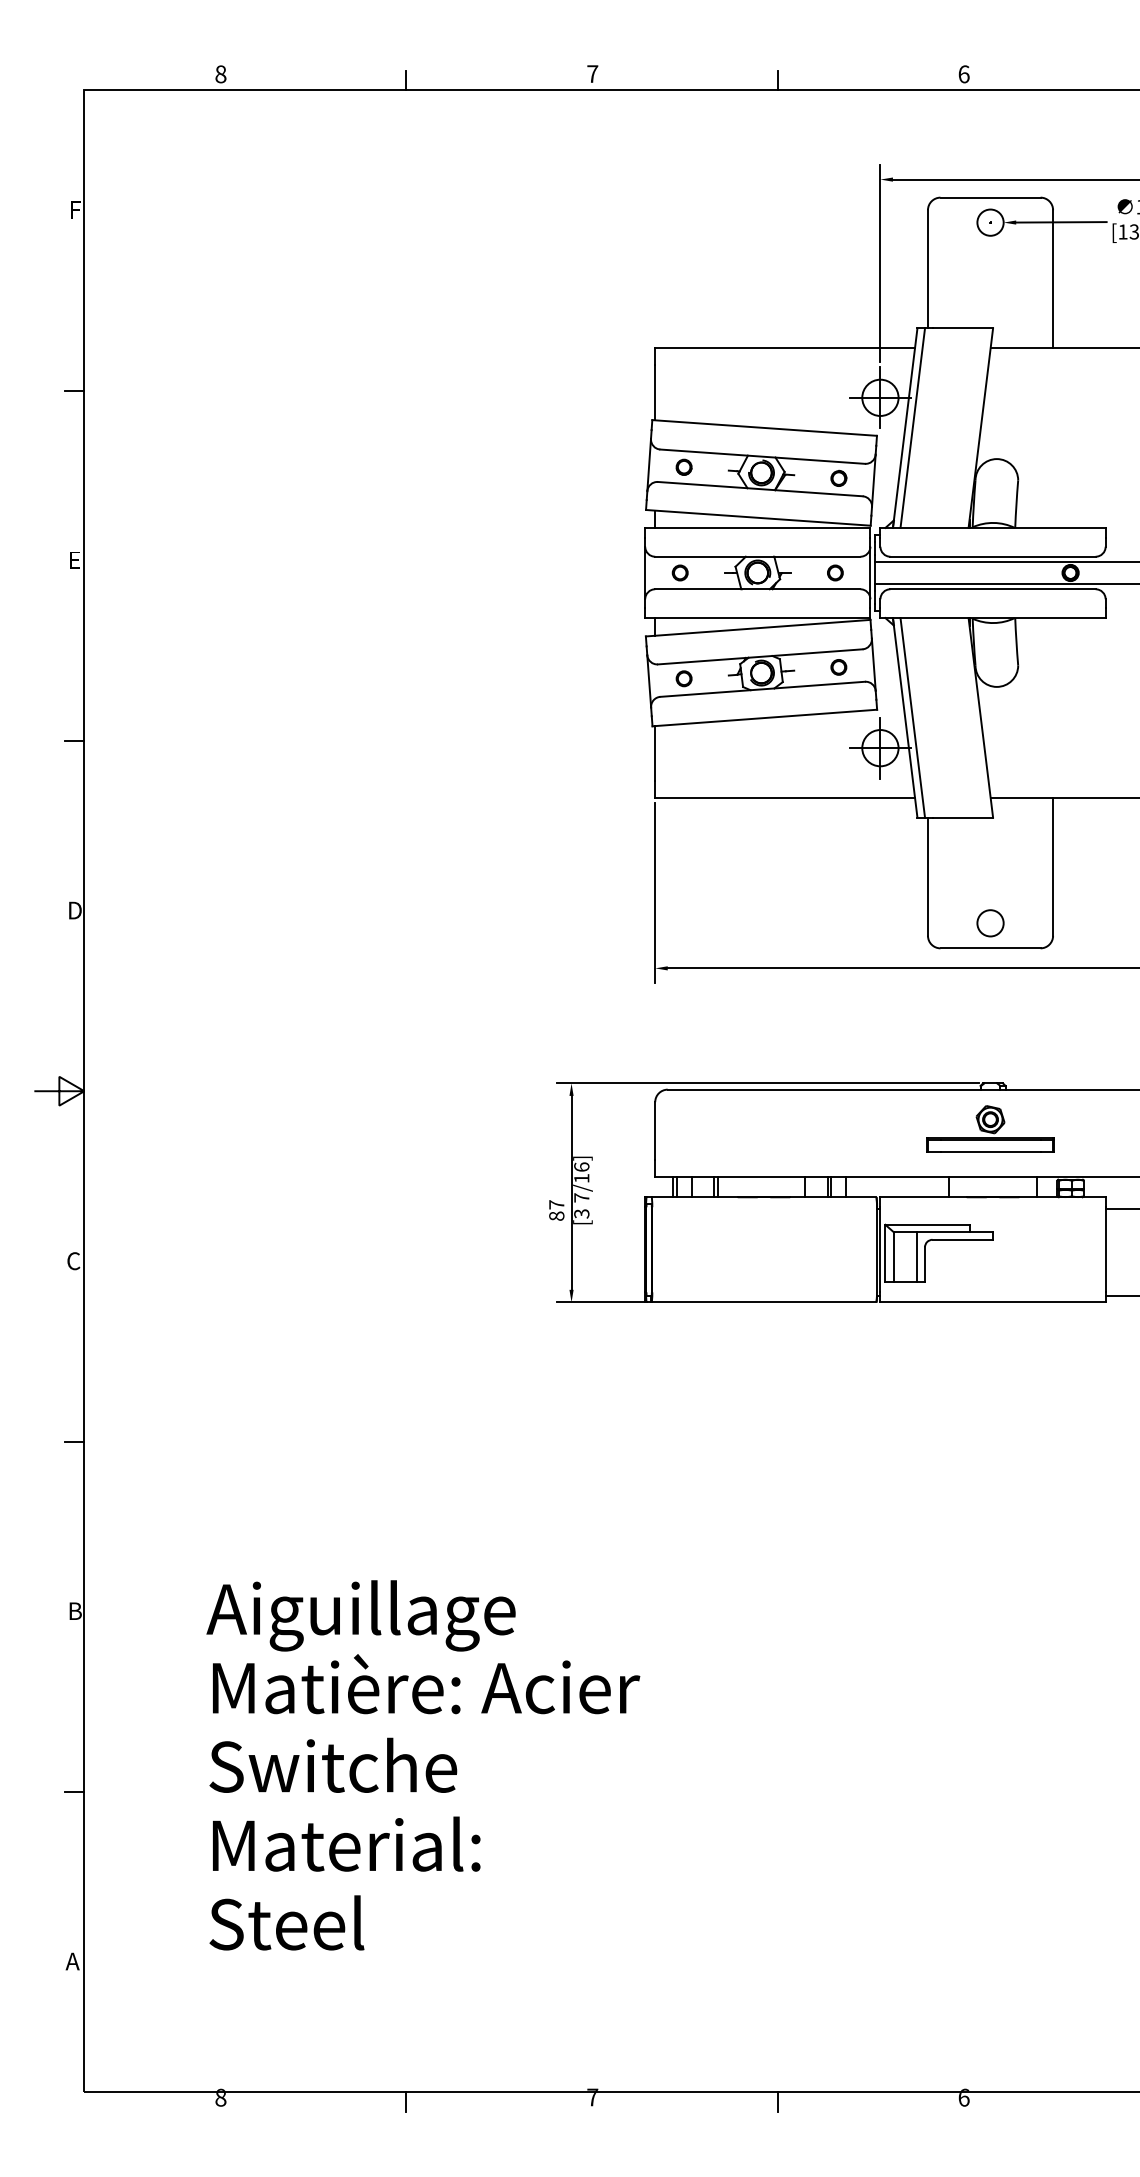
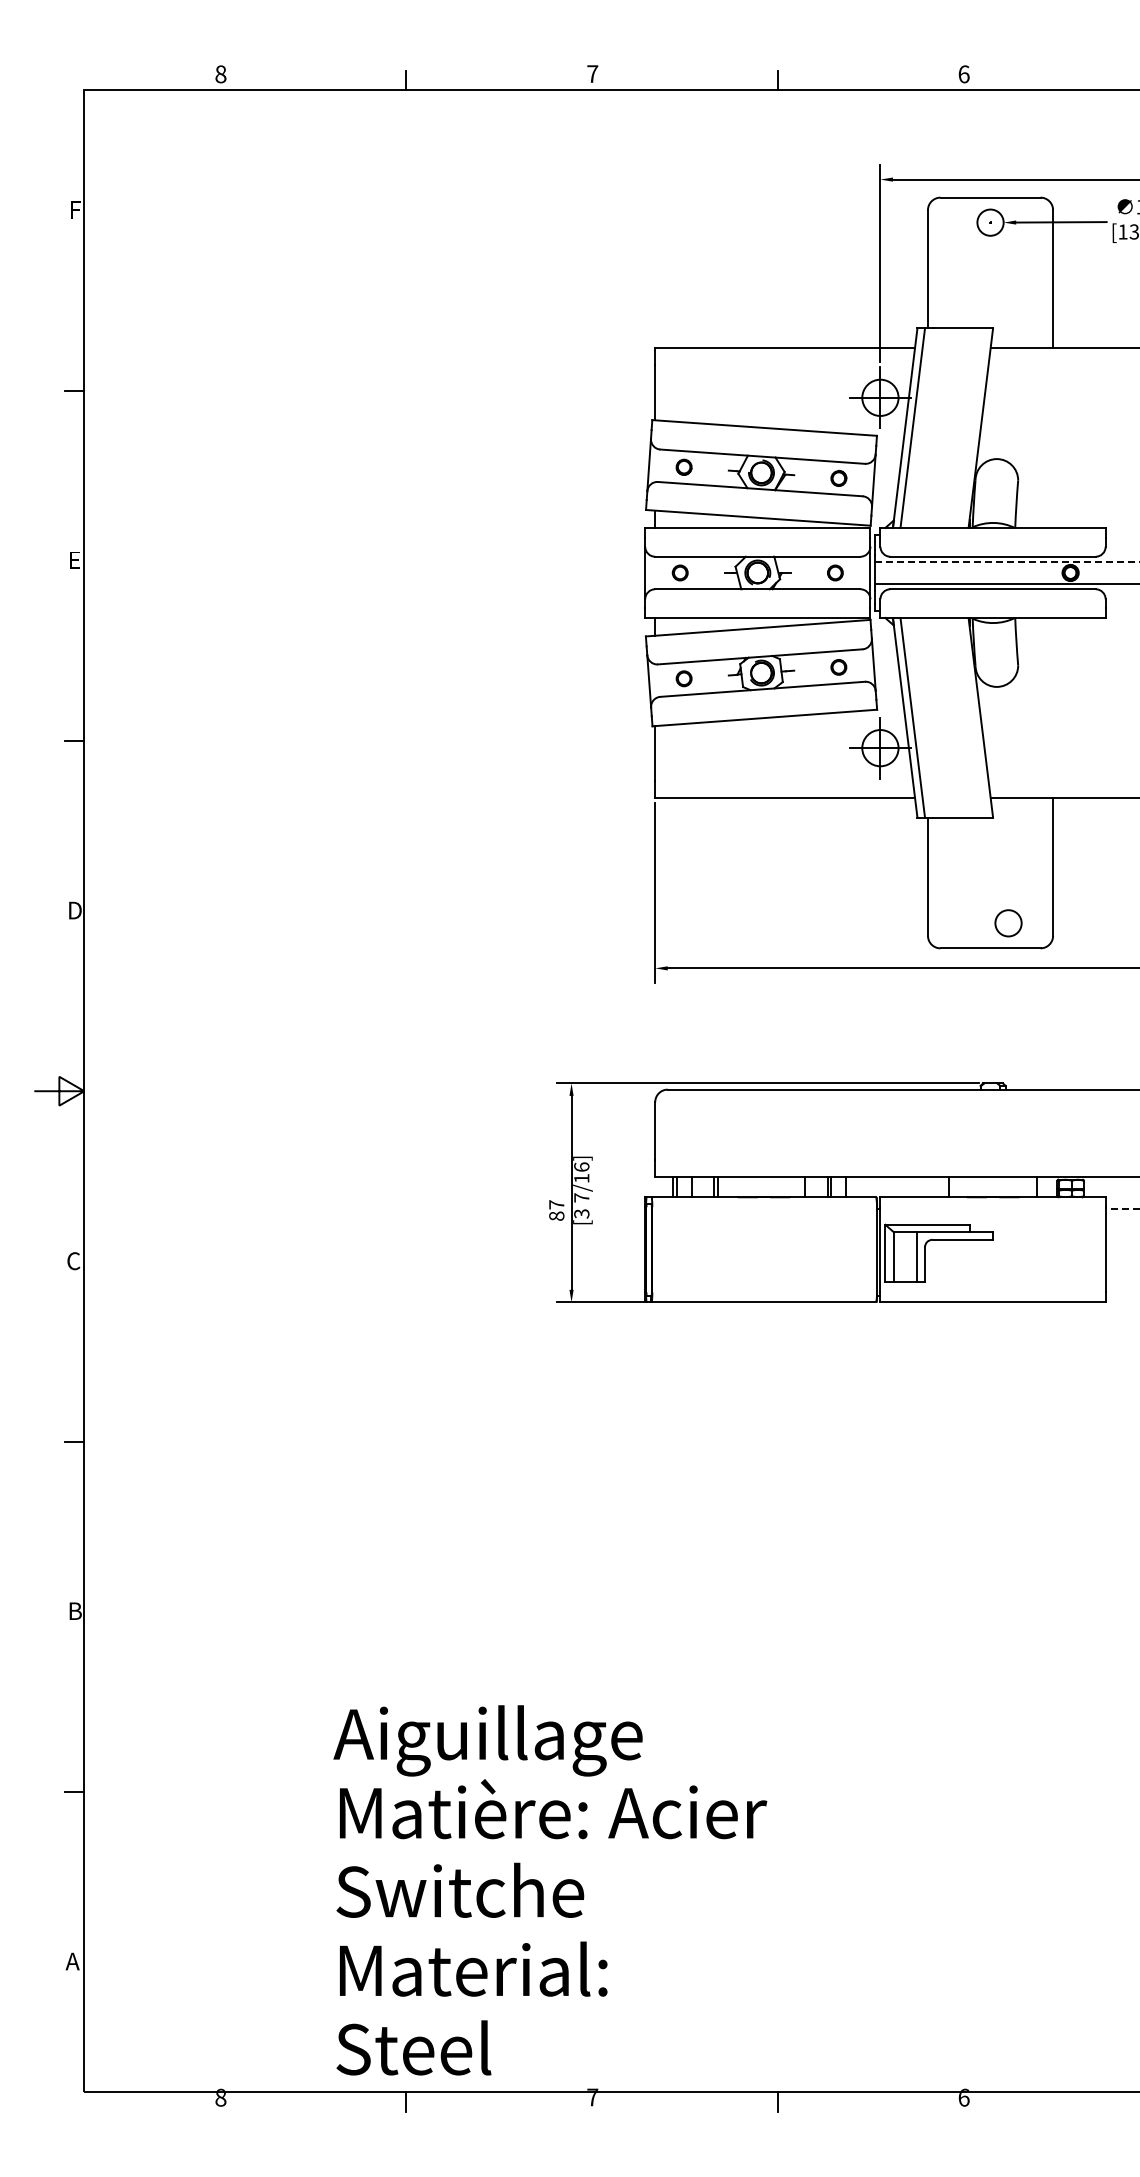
line: solid -> dashed (1007, 561)
circle position: (990, 923) -> (1008, 923) (1008, 923)
part: present -> none (990, 1128)
line: solid -> dashed (1122, 1208)
line: present -> none (1120, 1296)
text position: (423, 1765) -> (550, 1890) (550, 1890)
